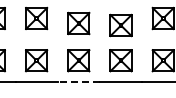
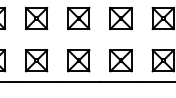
part position: (78, 23) -> (78, 18) (78, 18)
part position: (120, 25) -> (120, 18) (120, 18)
line: dashed -> solid (78, 82)
